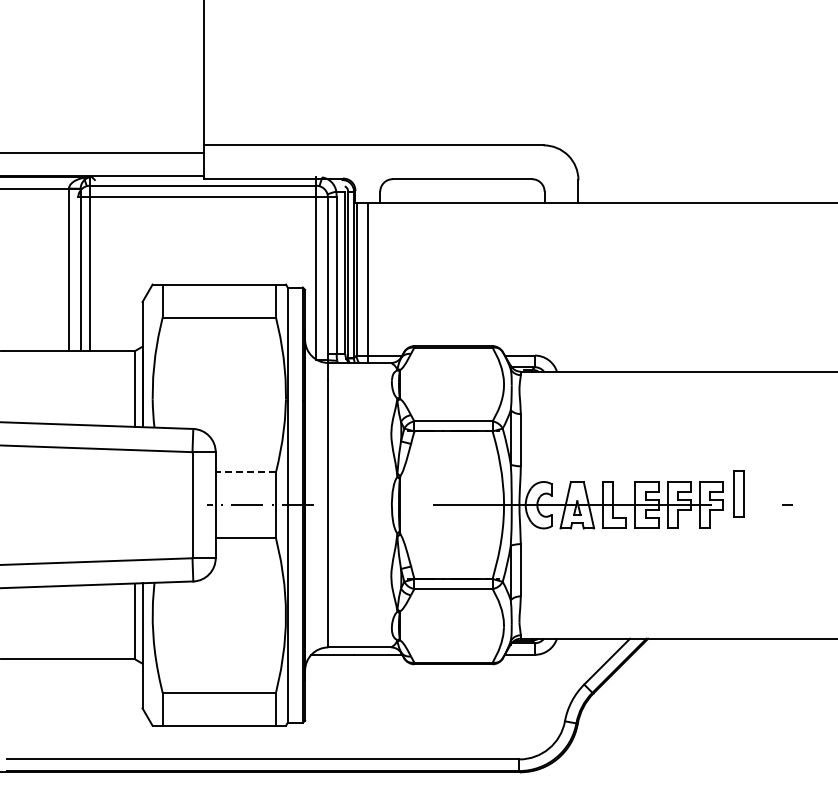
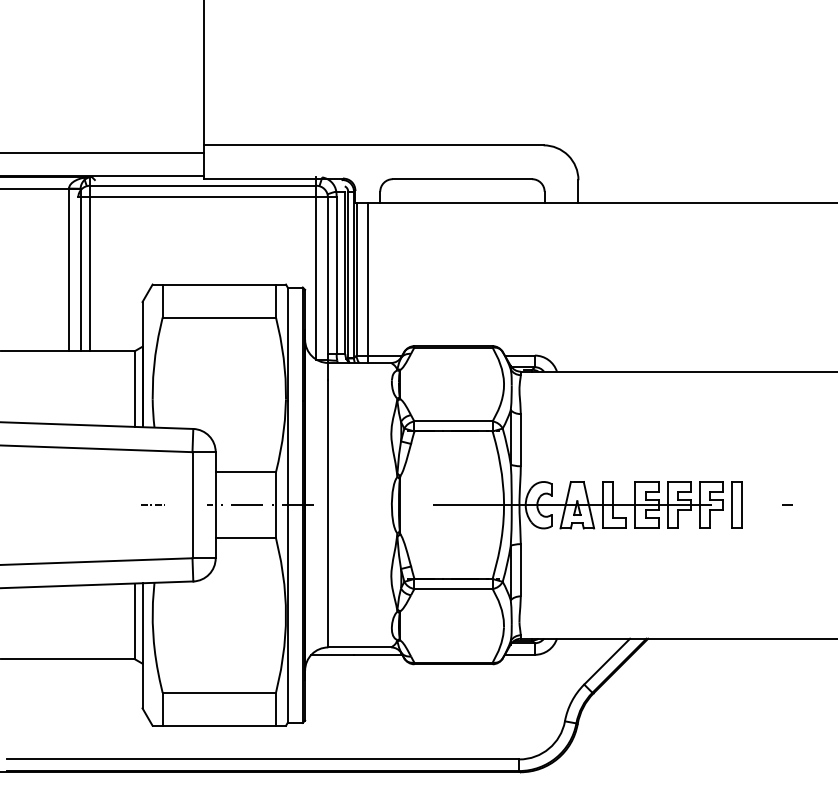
line: dashed -> solid (245, 472)
part position: (738, 493) -> (736, 504) (736, 504)
line: none -> present (151, 504)
